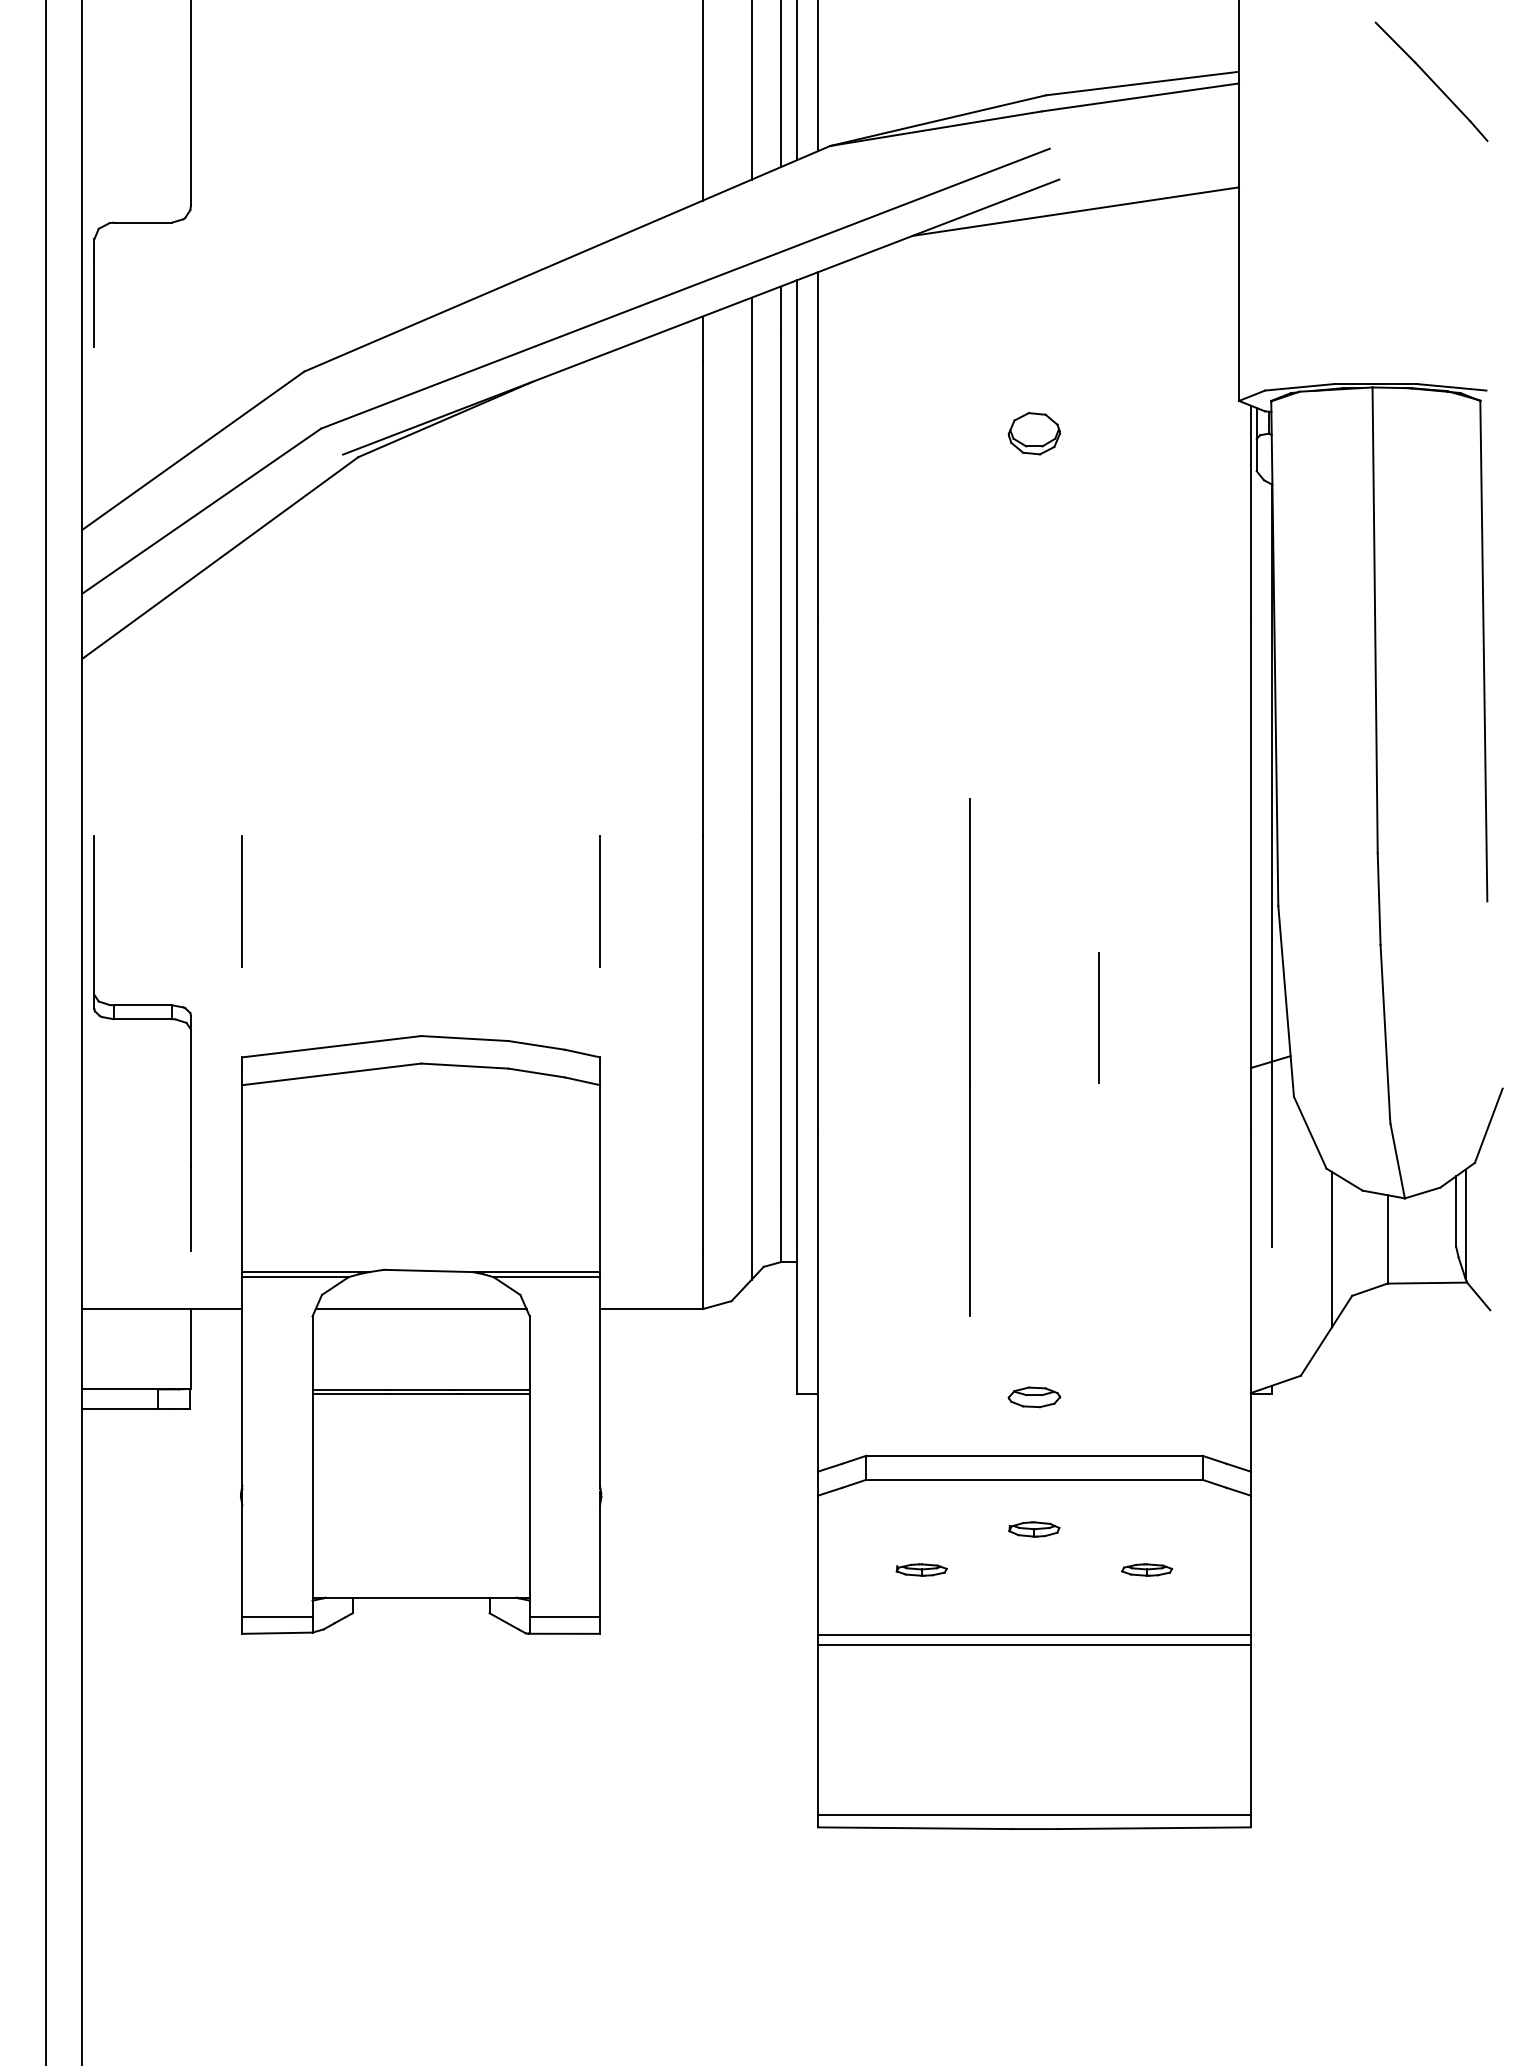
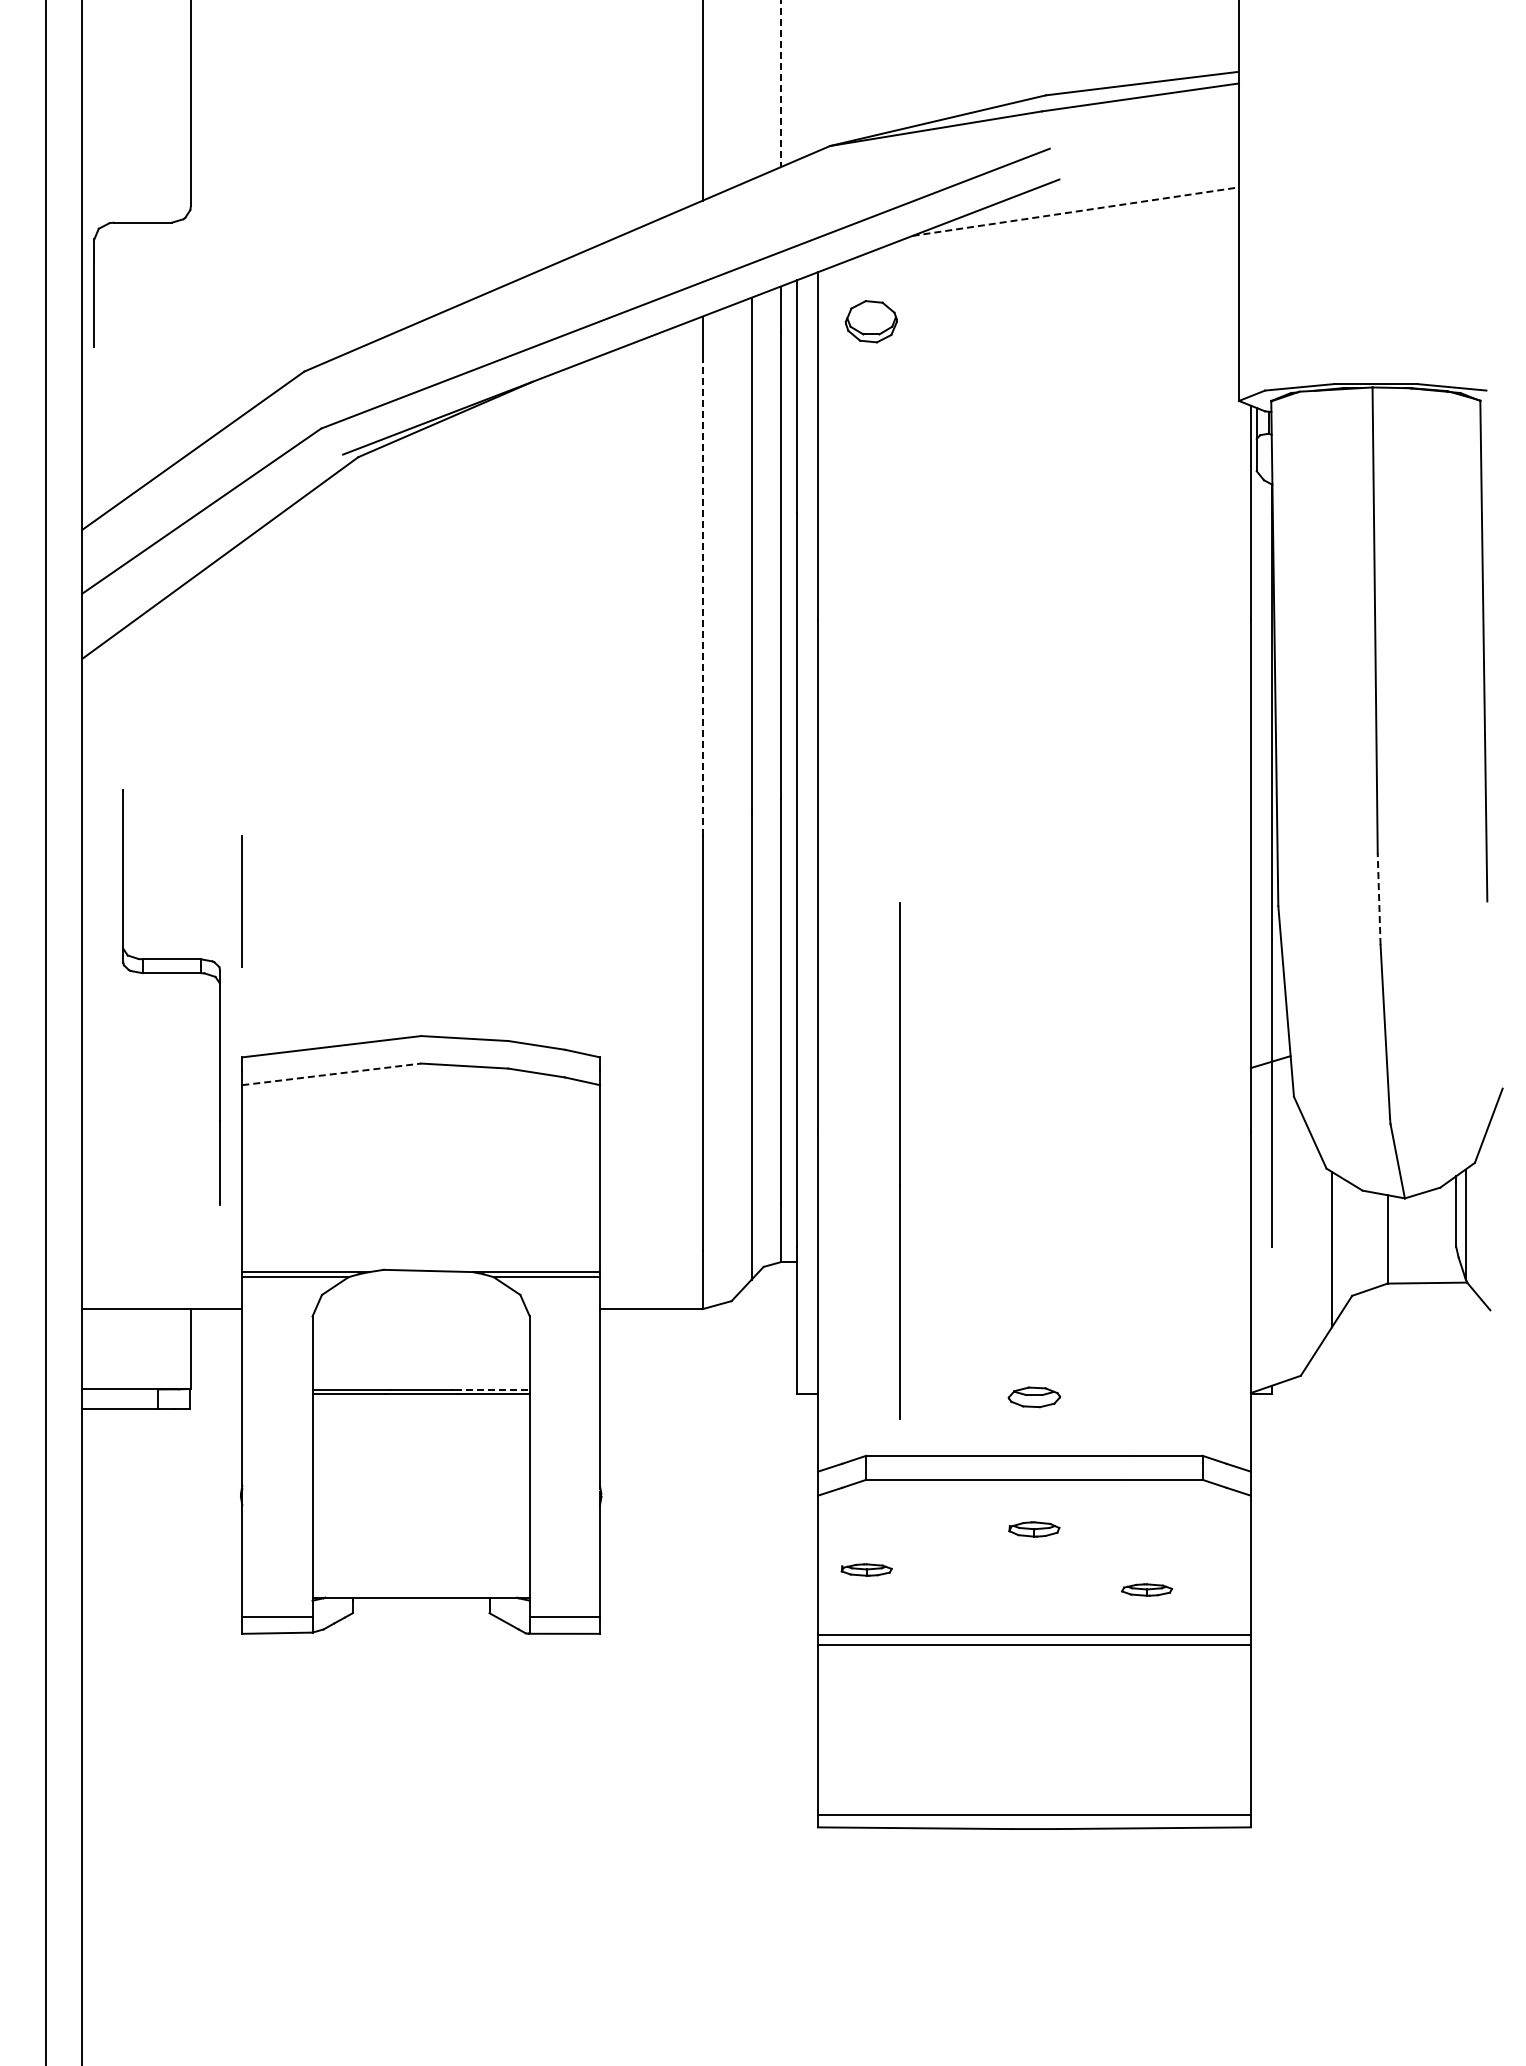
line: present -> none (818, 76)
line: present -> none (797, 81)
part: present -> none (1431, 81)
line: solid -> dashed (780, 84)
line: present -> none (751, 90)
line: solid -> dashed (1076, 211)
part position: (1033, 433) -> (870, 321) (870, 321)
line: solid -> dashed (702, 598)
line: solid -> dashed (1379, 899)
line: present -> none (600, 901)
line: present -> none (1099, 1018)
part position: (142, 1019) -> (171, 973) (171, 973)
line position: (969, 1057) -> (899, 1160) (899, 1160)
line: solid -> dashed (332, 1074)
line: present -> none (420, 1309)
line: solid -> dashed (492, 1389)
part position: (921, 1569) -> (866, 1569) (866, 1569)
part position: (1147, 1569) -> (1147, 1589) (1147, 1589)
